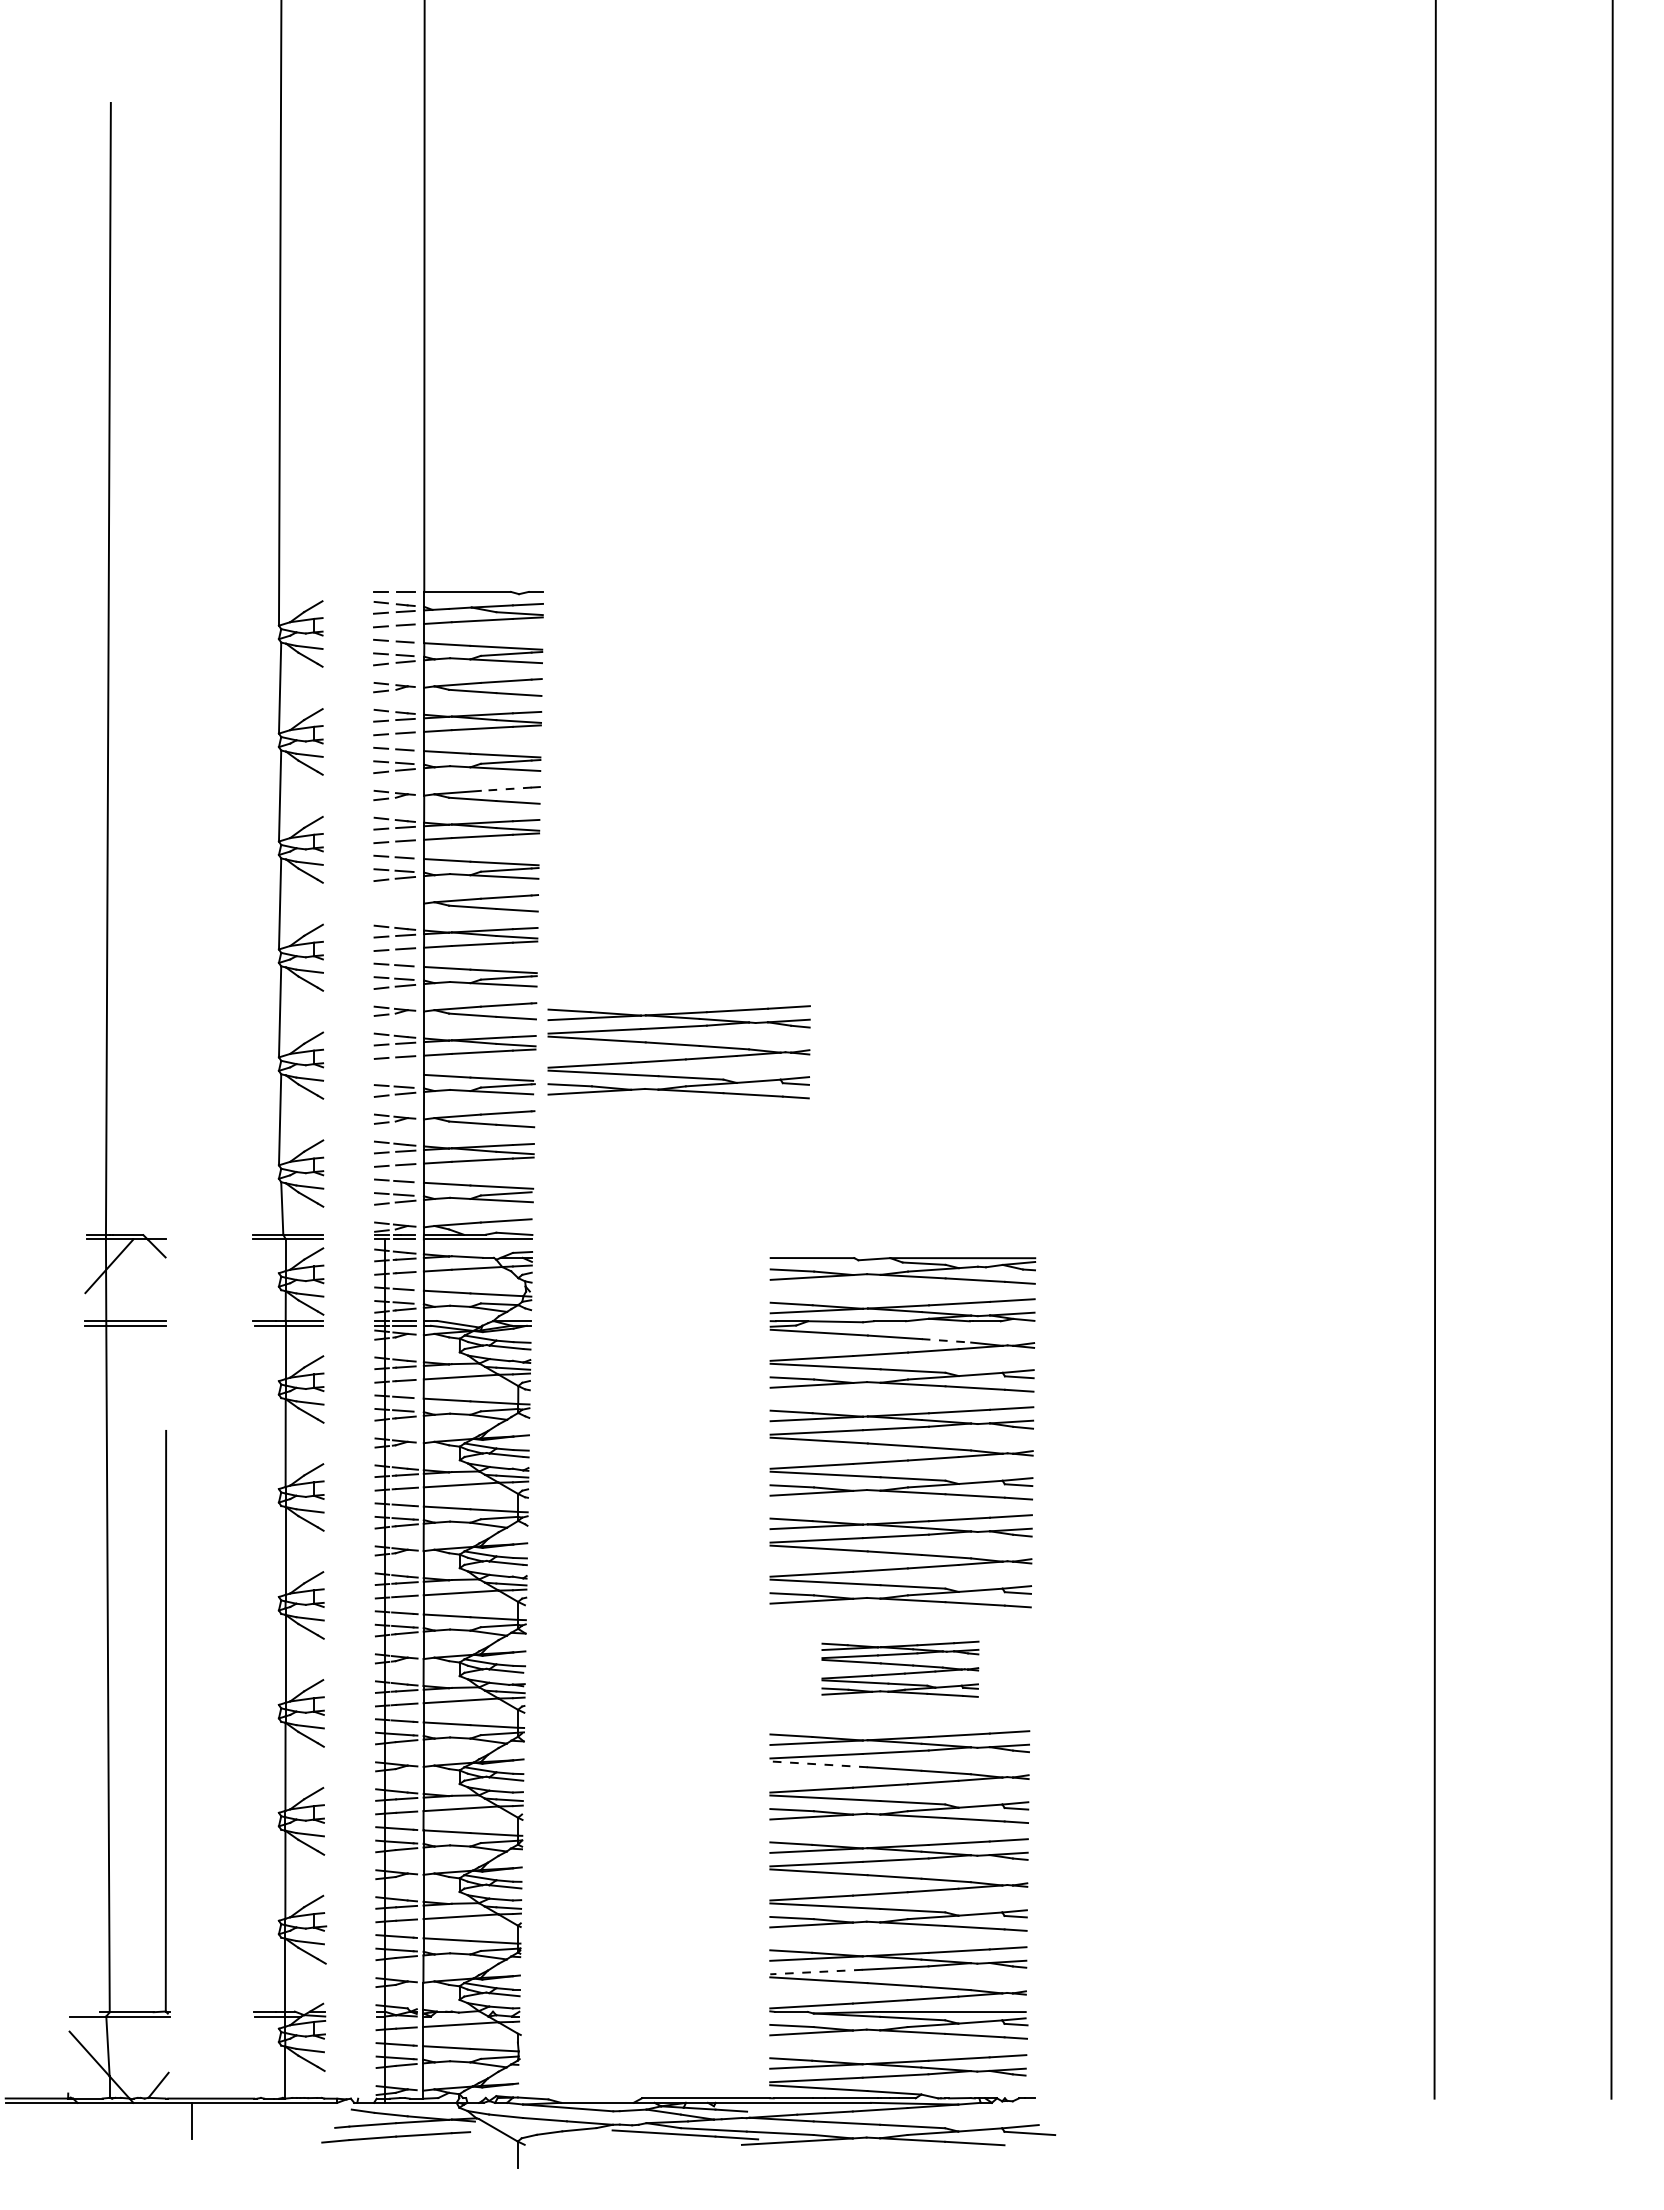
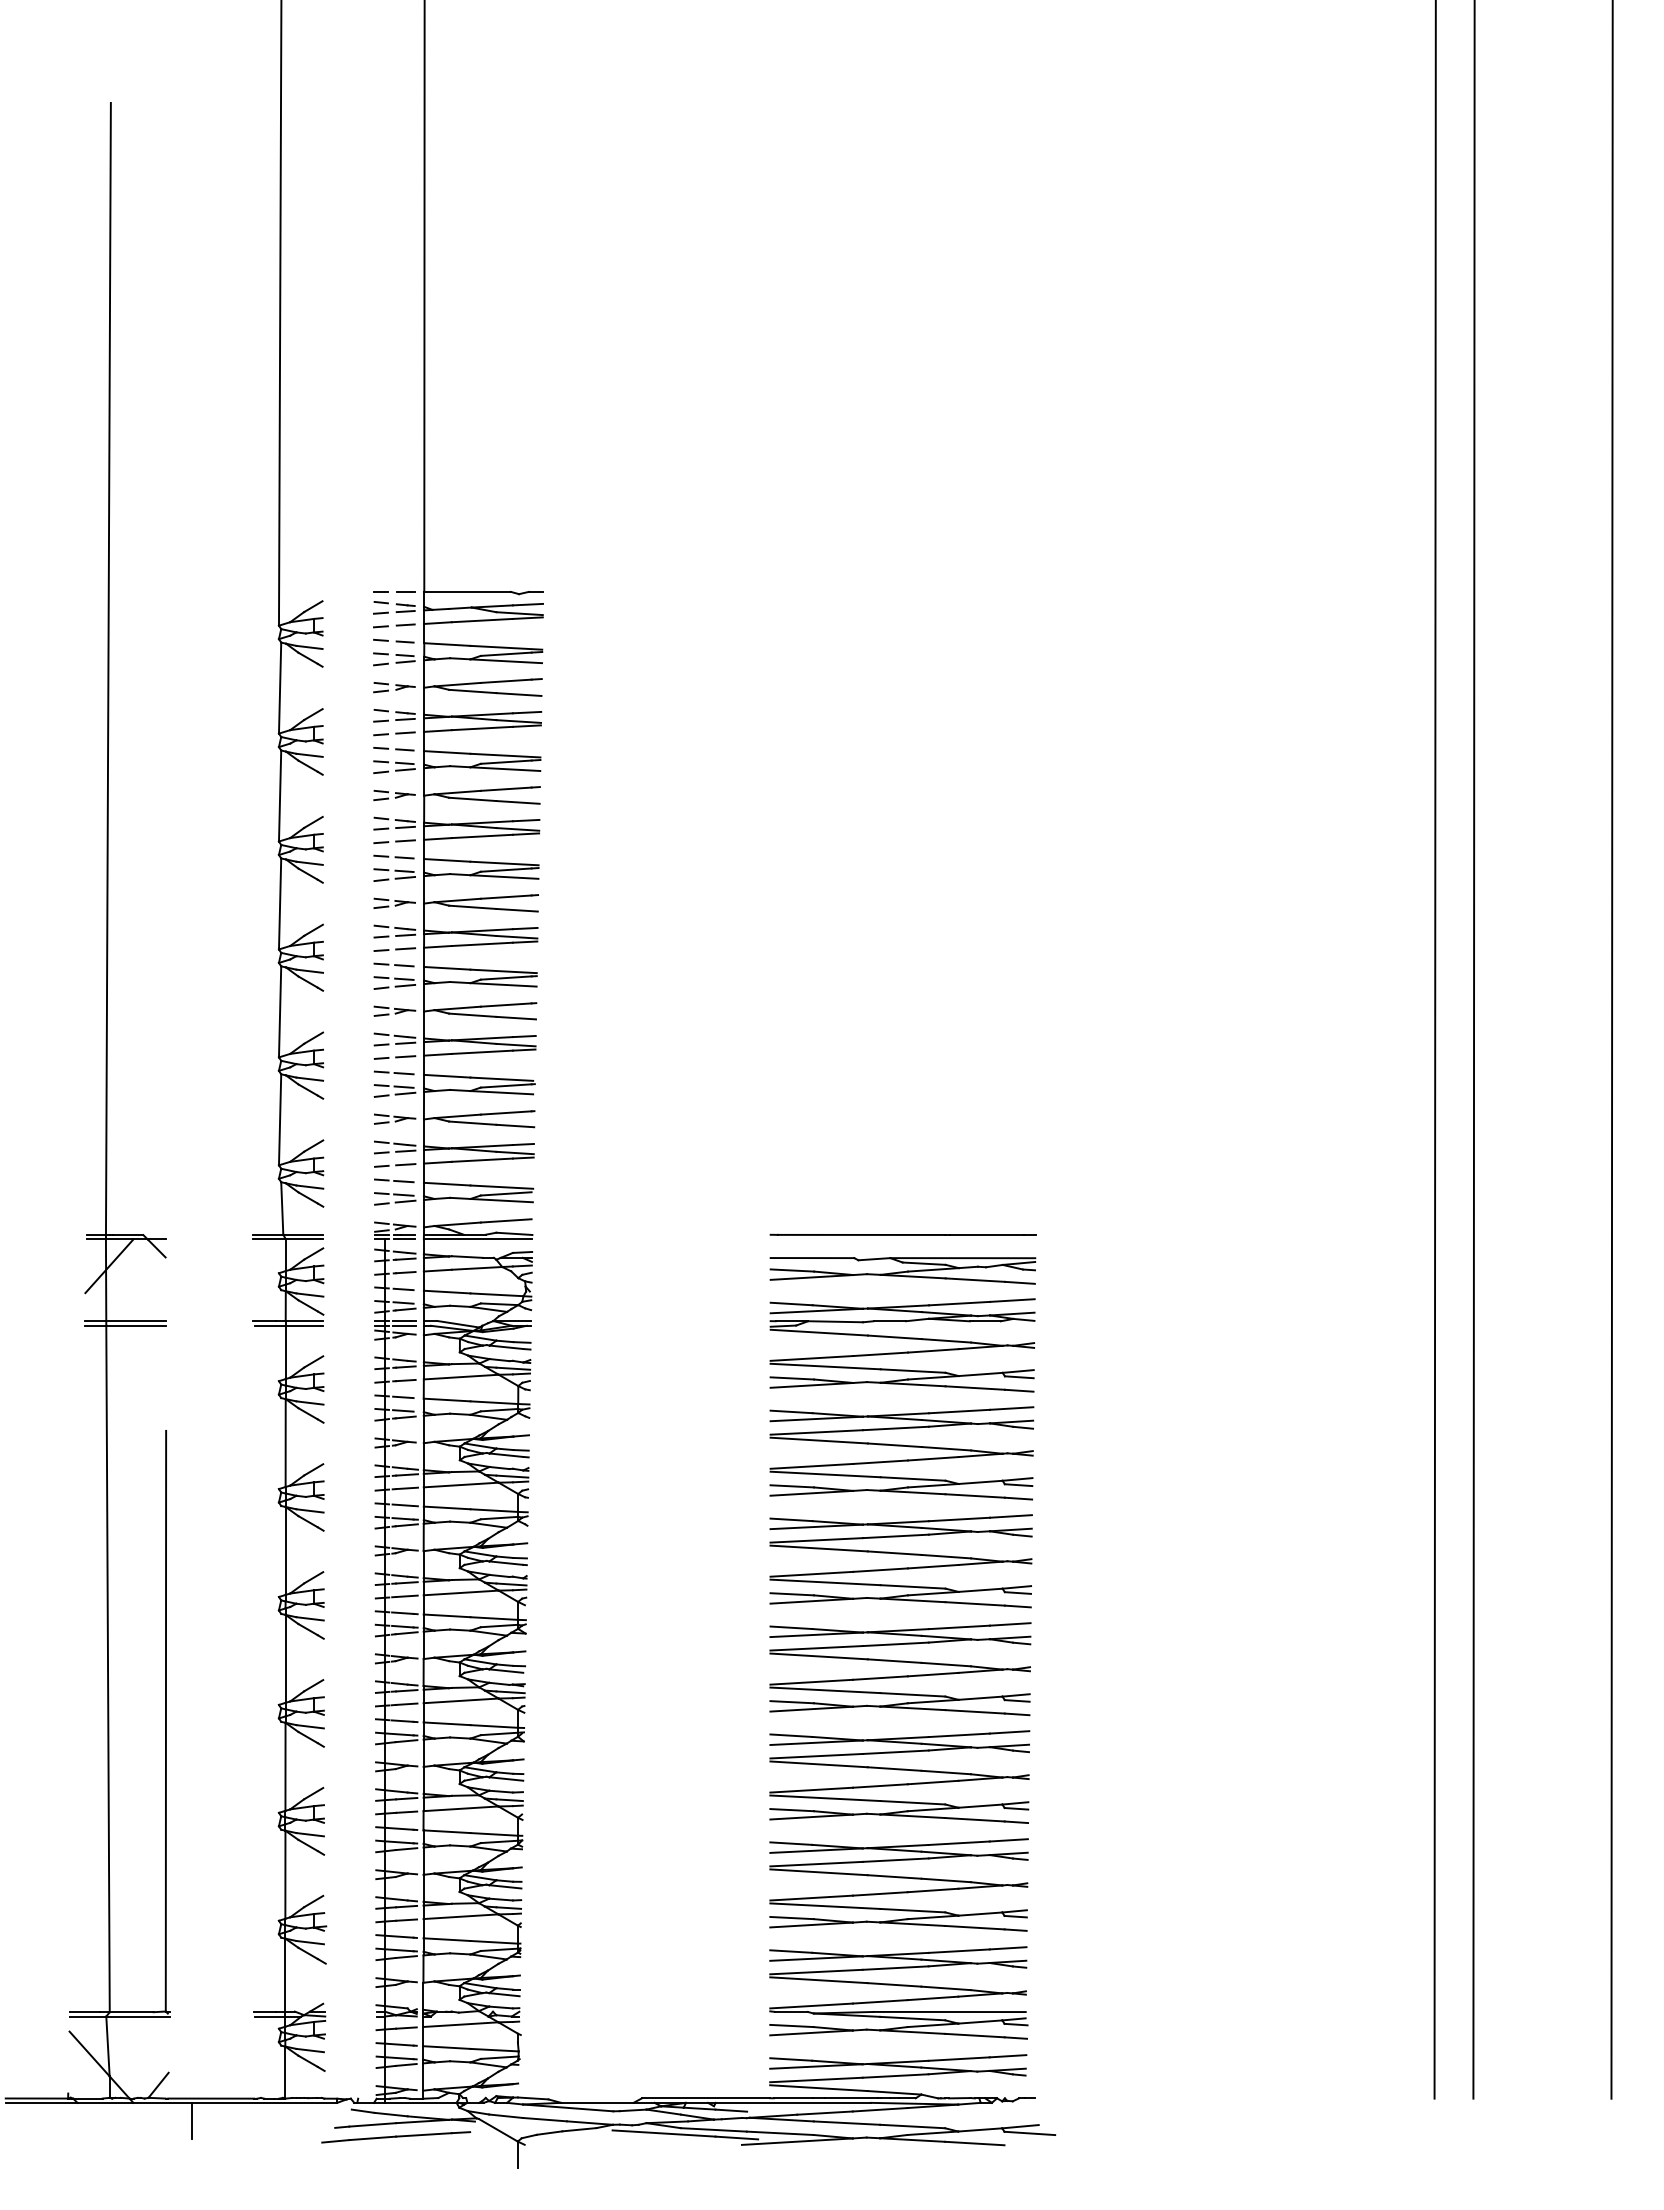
line: dashed -> solid (505, 789)
part: none -> present (394, 902)
line: none -> present (1473, 1050)
part: present -> none (679, 1058)
line: none -> present (393, 1072)
line: none -> present (902, 1234)
line: dashed -> solid (946, 1340)
part size: 159x58 px -> 263x95 px (900, 1669)
line: dashed -> solid (819, 1764)
line: dashed -> solid (815, 1972)
line: none -> present (84, 2012)
